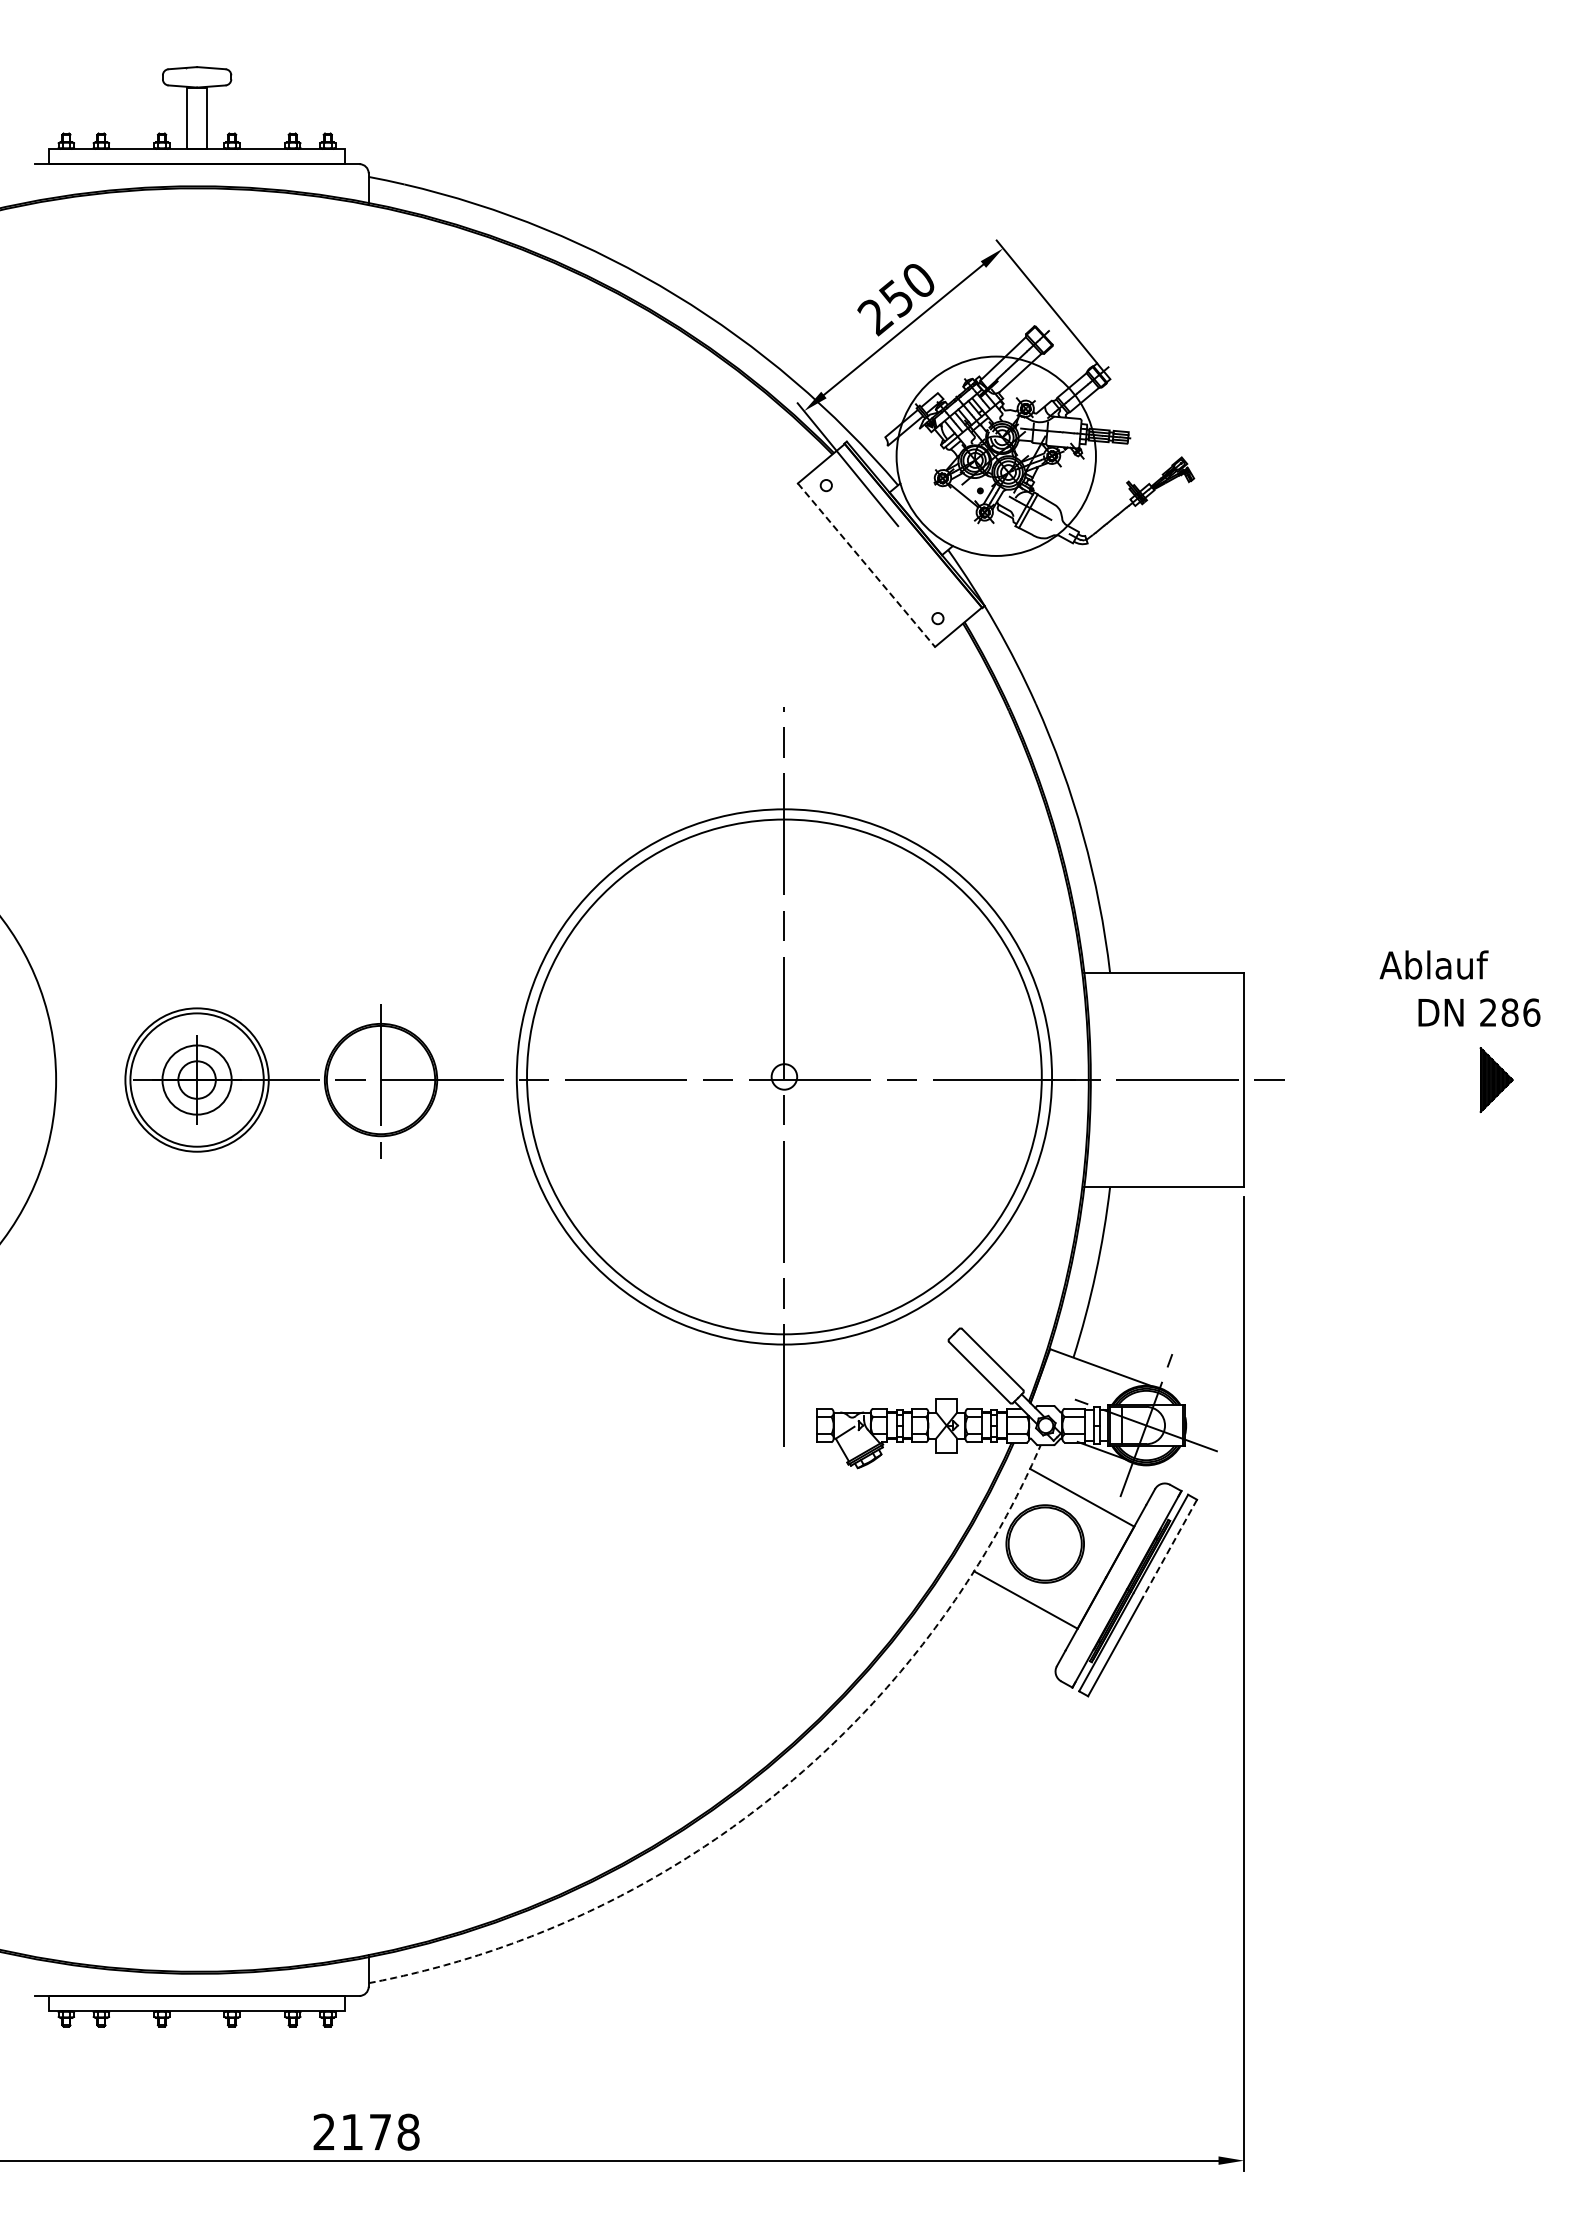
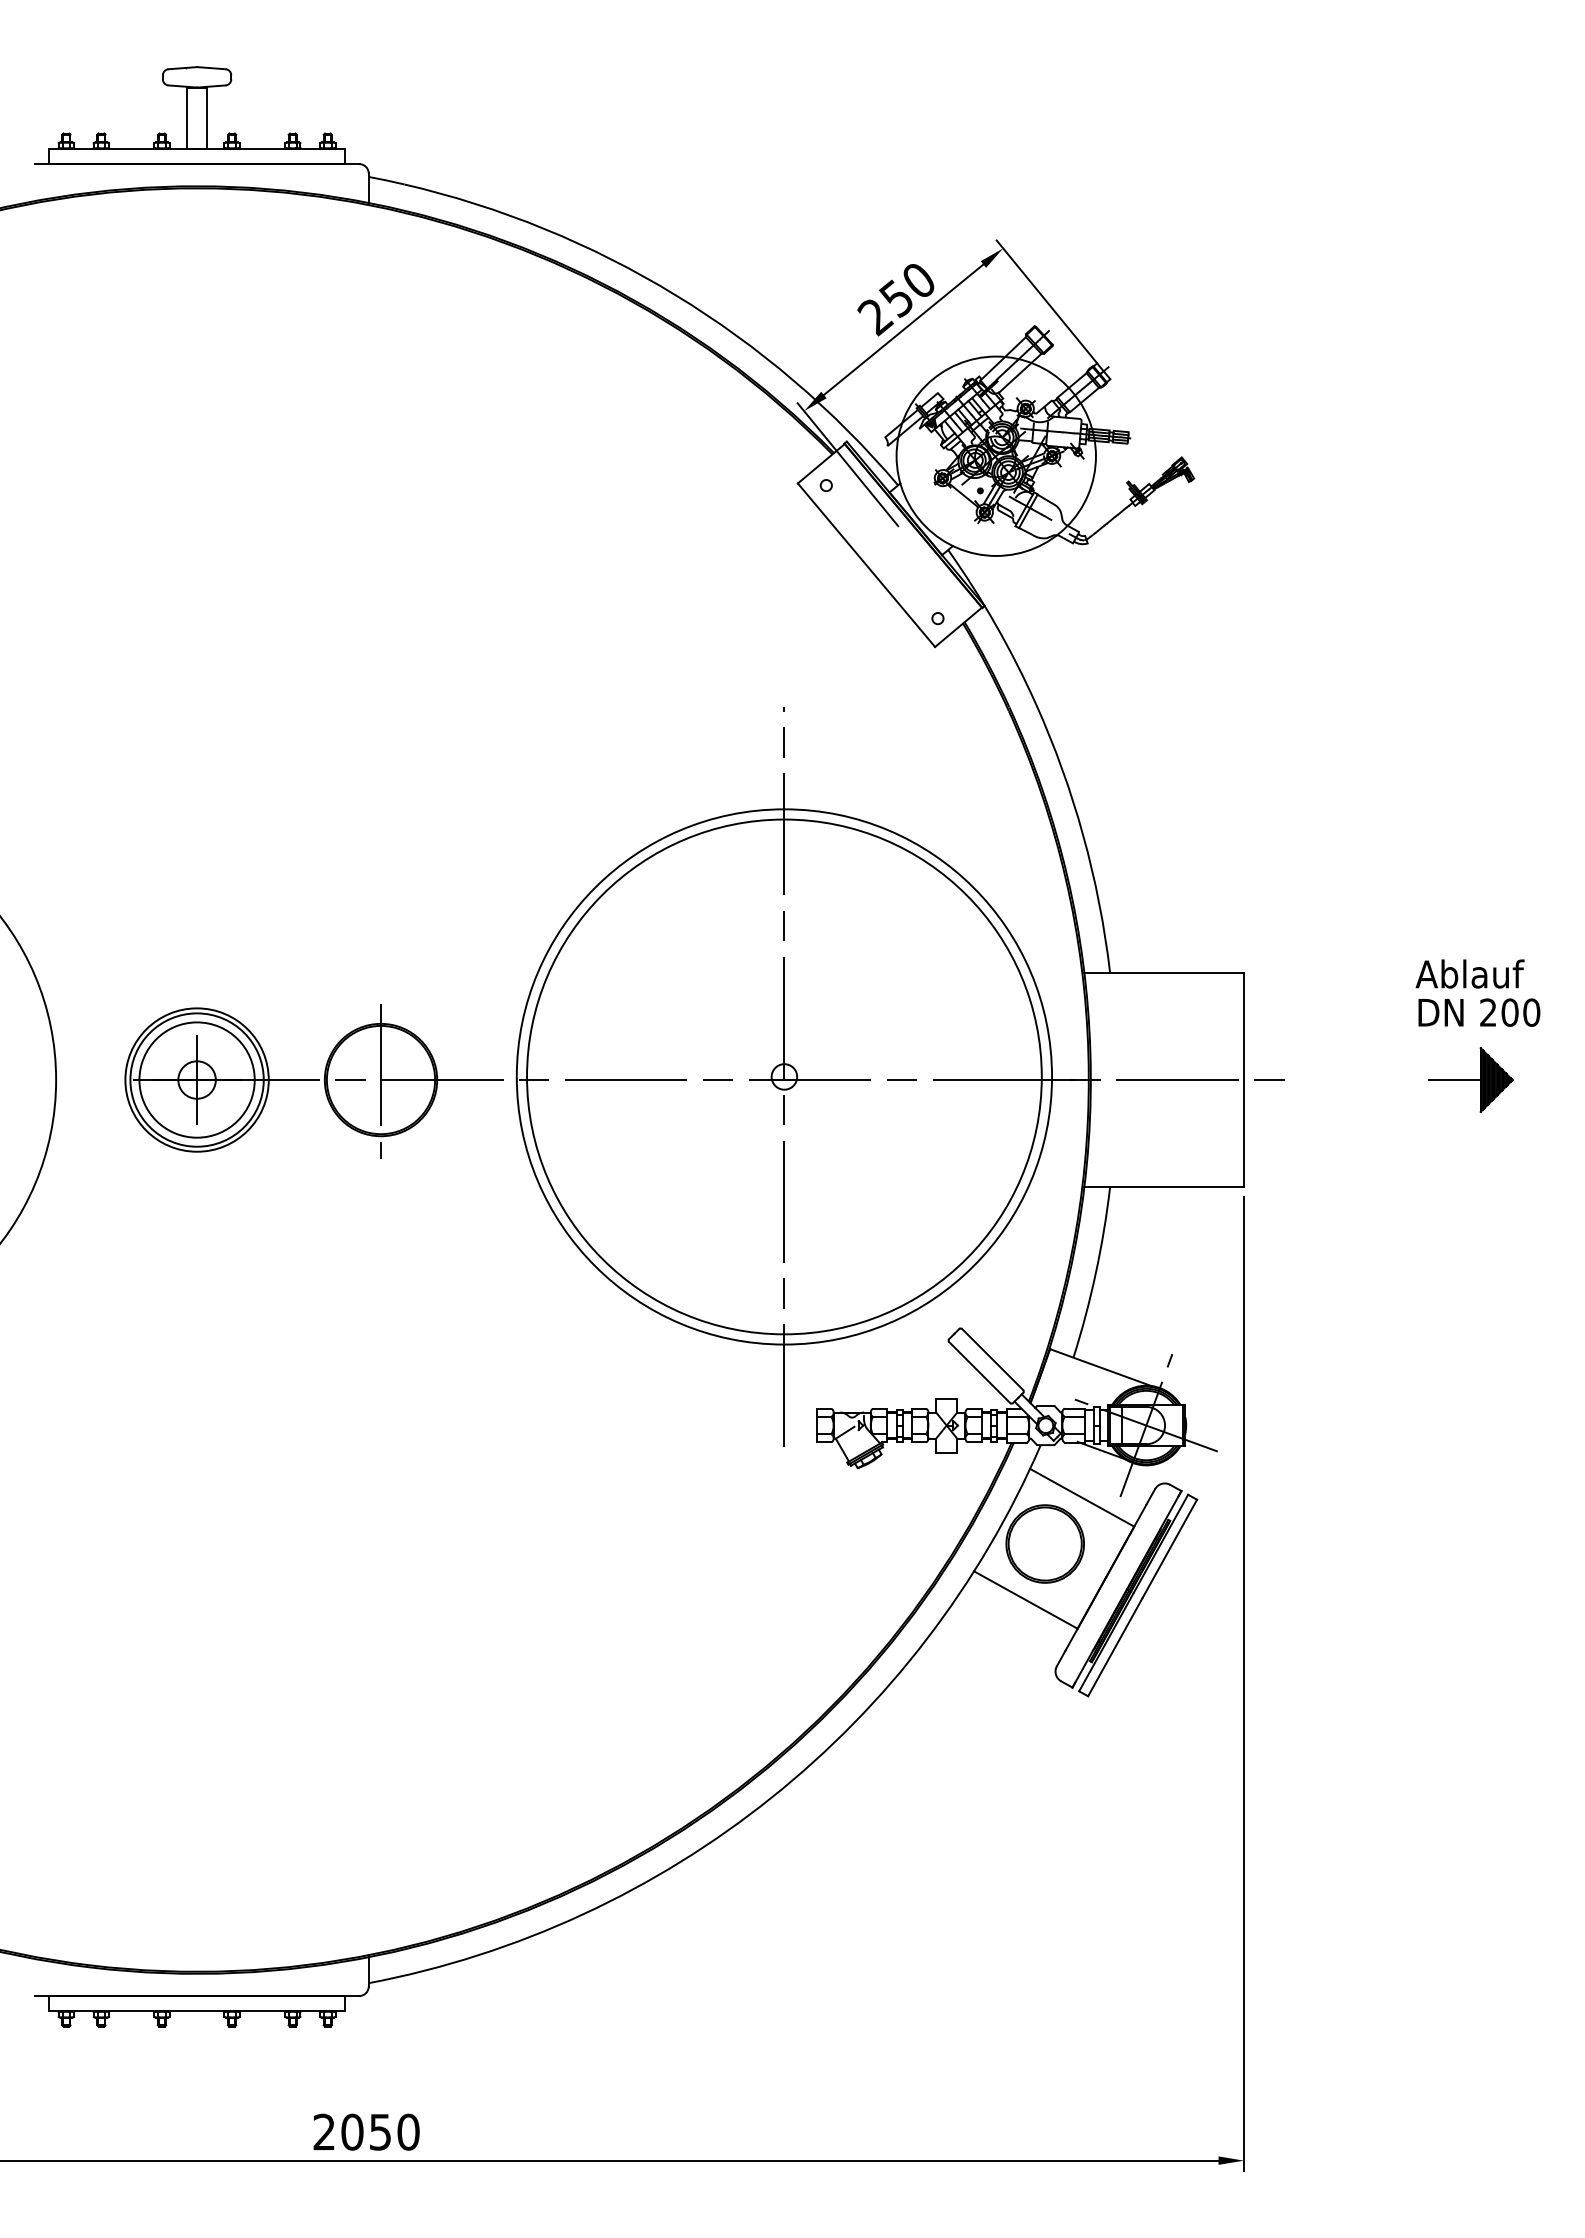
line: dashed -> solid (866, 565)
text position: (1433, 964) -> (1469, 973) (1469, 973)
text: 286 -> 200 (1520, 1012)
circle diameter: 69 px -> 115 px (196, 1079)
line: none -> present (1454, 1080)
line: dashed -> solid (1169, 1549)
arc: dashed -> solid (771, 1797)
text: 2178 -> 2050 (380, 2131)
